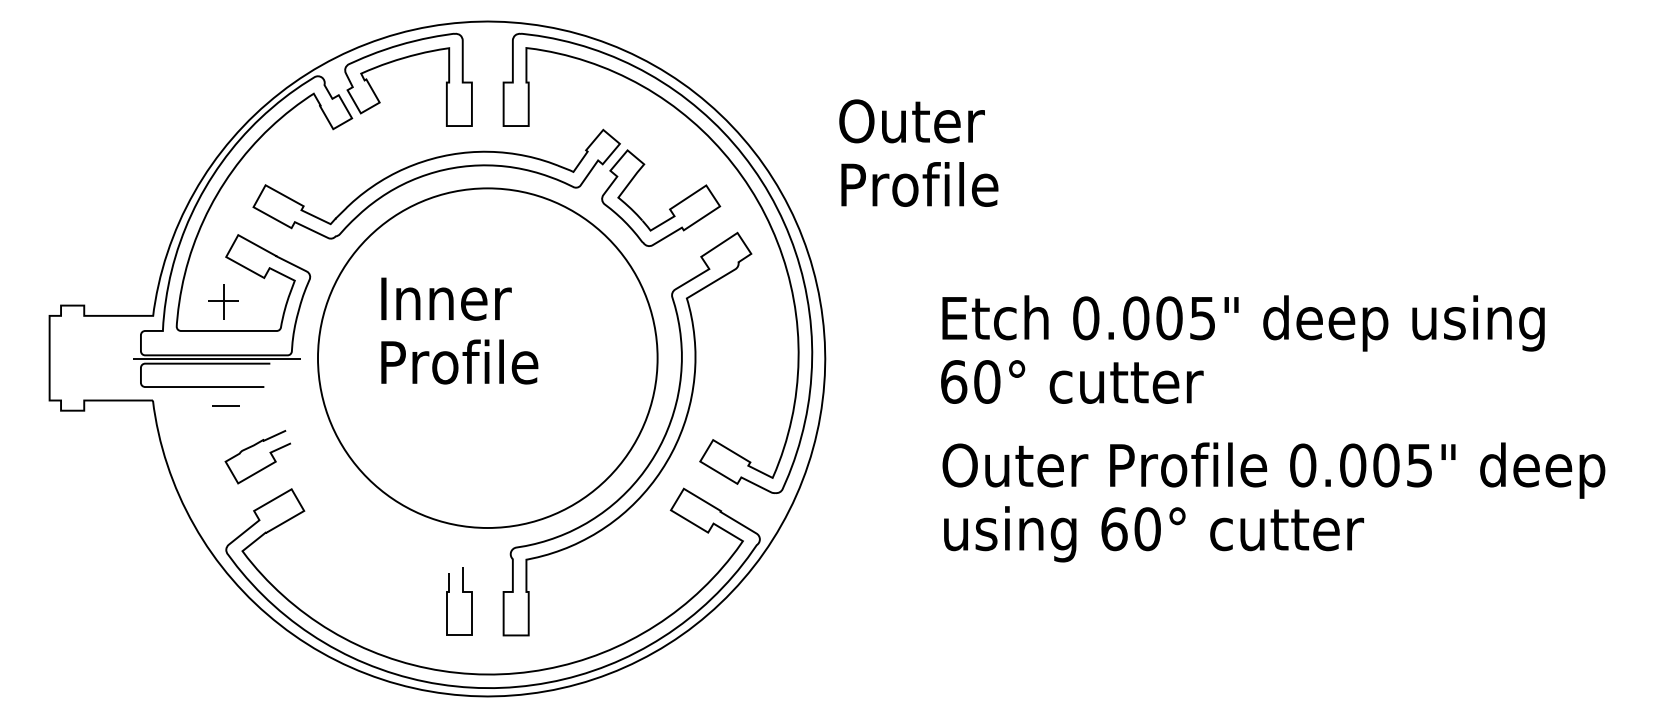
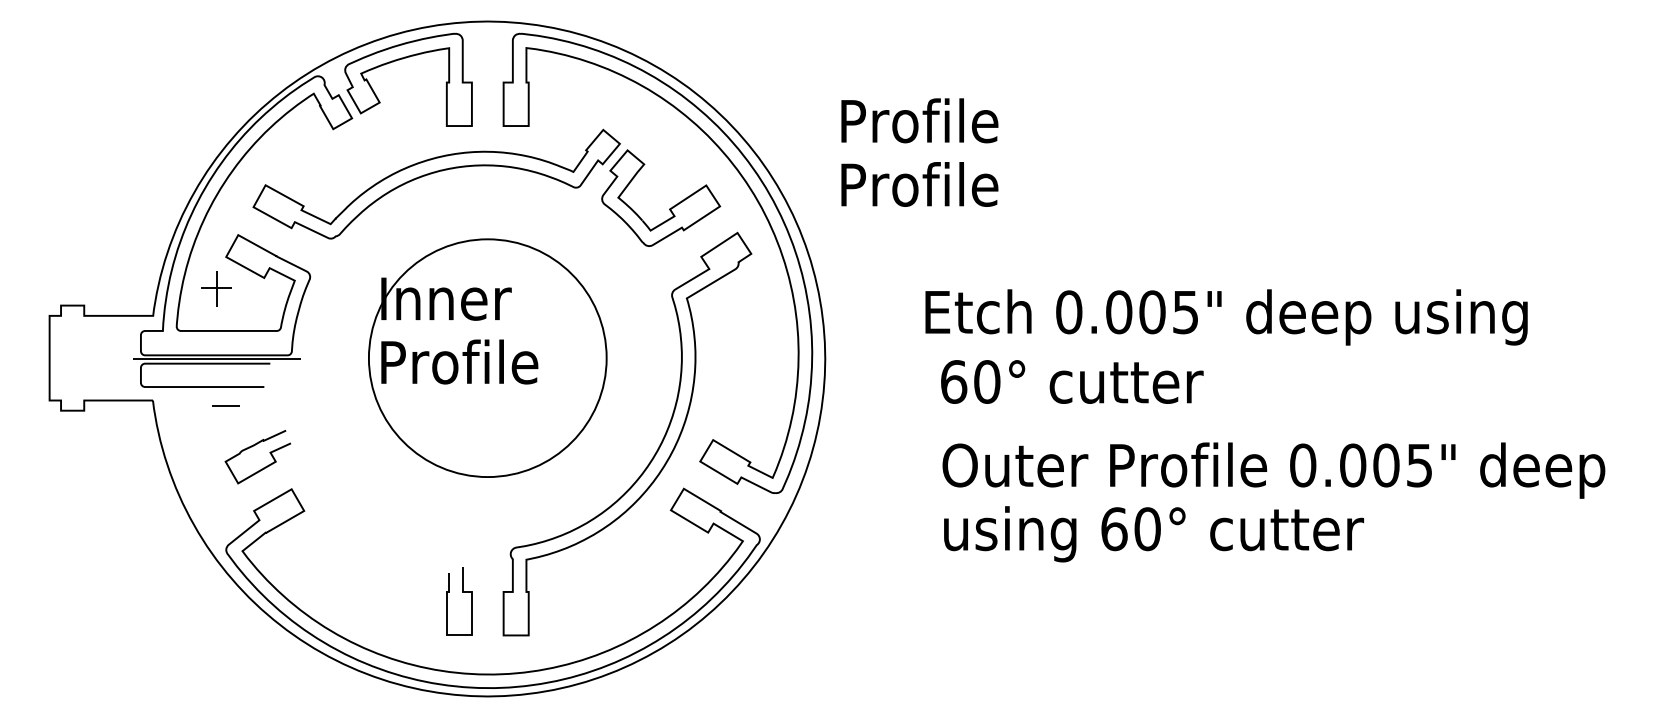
text: Outer -> Profile (918, 120)
part position: (223, 301) -> (216, 288) (216, 288)
text position: (1243, 323) -> (1226, 317) (1226, 317)
circle diameter: 340 px -> 238 px (487, 358)
